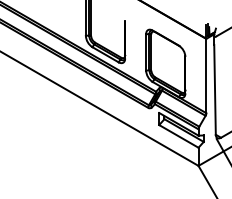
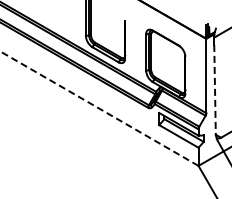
line: solid -> dashed (215, 89)
line: solid -> dashed (99, 108)
